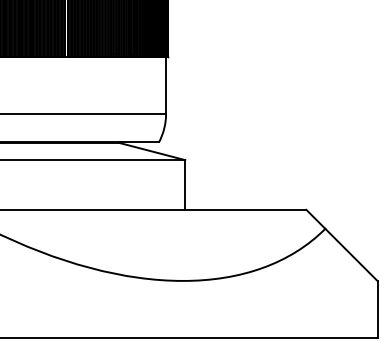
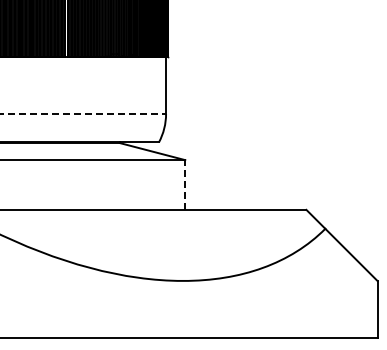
line: solid -> dashed (83, 113)
line: solid -> dashed (185, 185)
